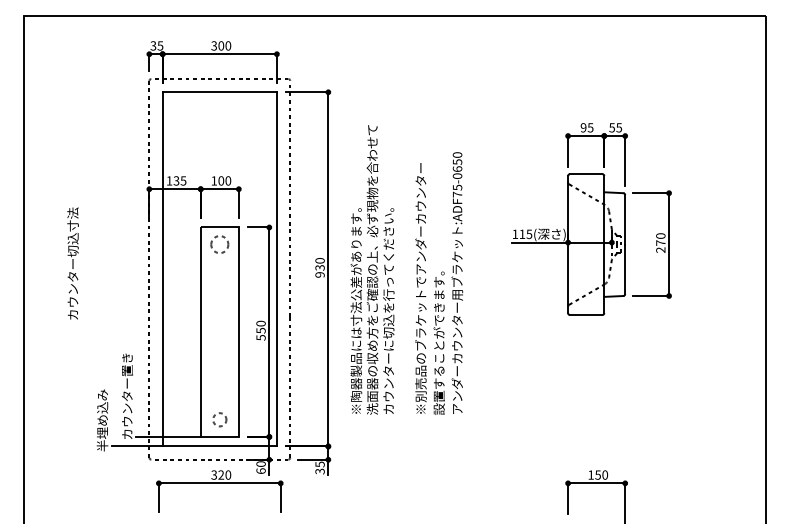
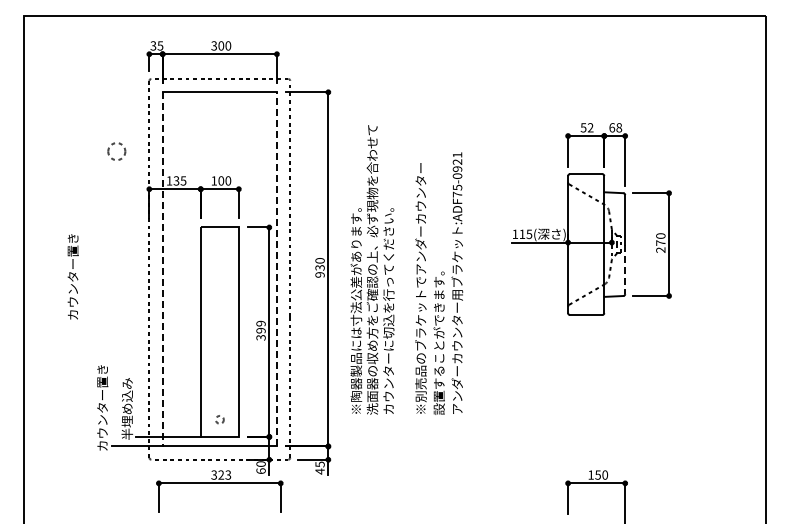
text: 95 -> 52 (586, 127)
text: 55 -> 68 (615, 127)
text: :ADF75-0650 -> :ADF75-0921 (457, 161)
text: カウンター切込寸法 -> カウンター置き (72, 232)
part position: (212, 244) -> (109, 151) (109, 151)
line: solid -> dashed (276, 268)
line: solid -> dashed (162, 269)
line: solid -> dashed (625, 269)
text: 550 -> 399 (260, 330)
text: カウンター置き -> 半埋め込み (127, 396)
text: 半埋め込み -> カウンター置き (102, 408)
circle size: 16x16 px -> 10x10 px (219, 419)
text: 35 -> 45 (319, 471)
text: 320 -> 323 (228, 474)
